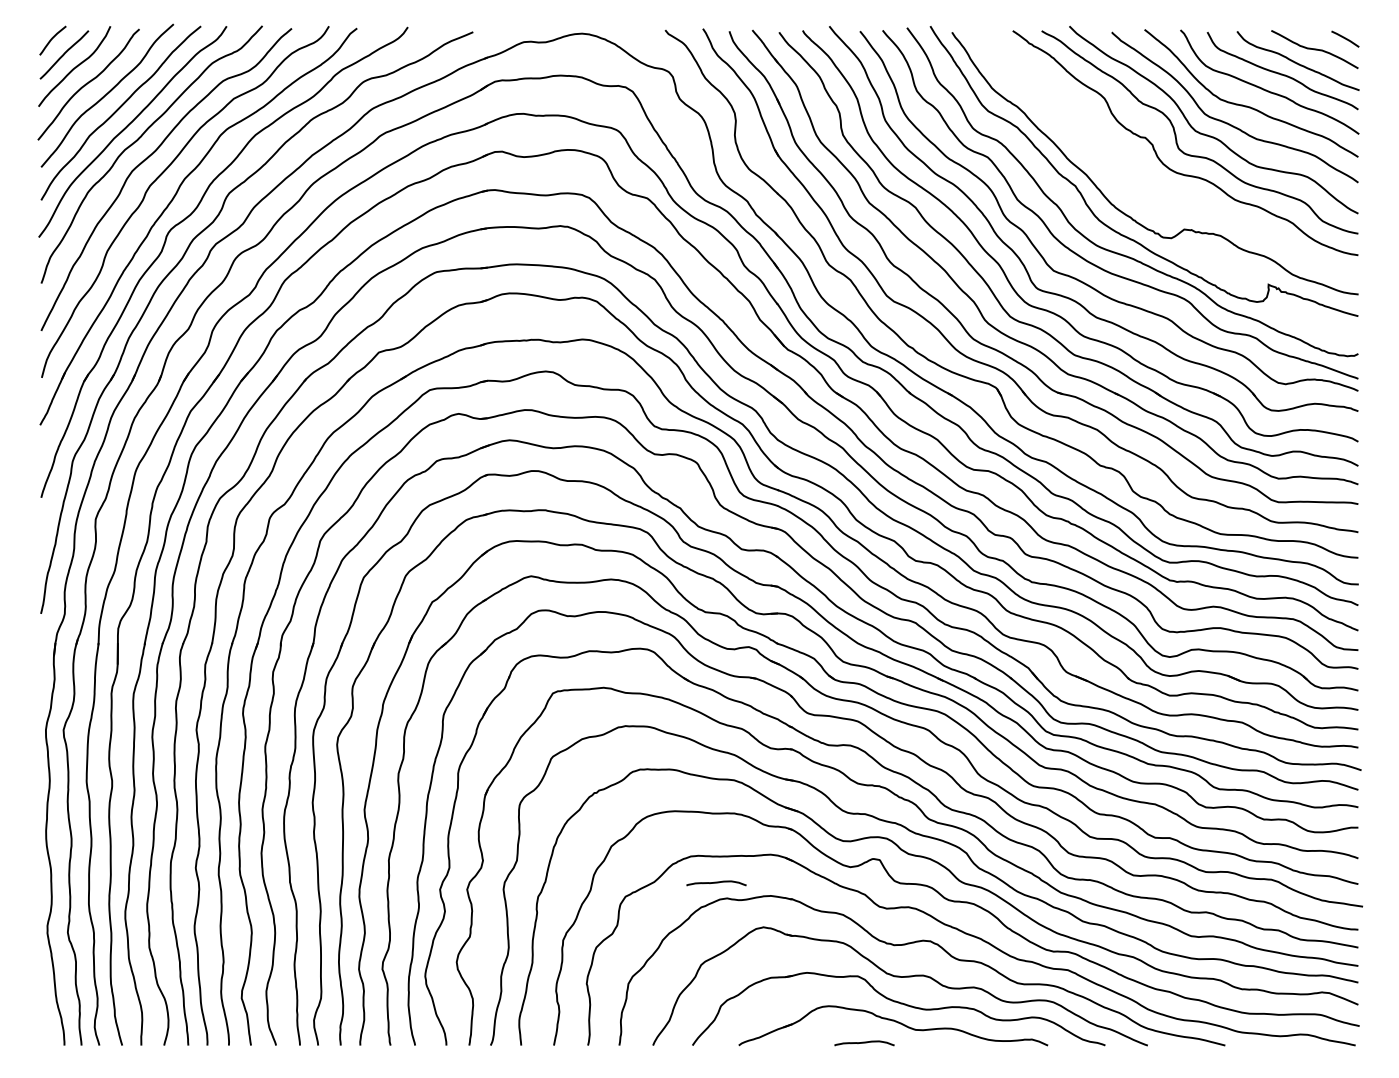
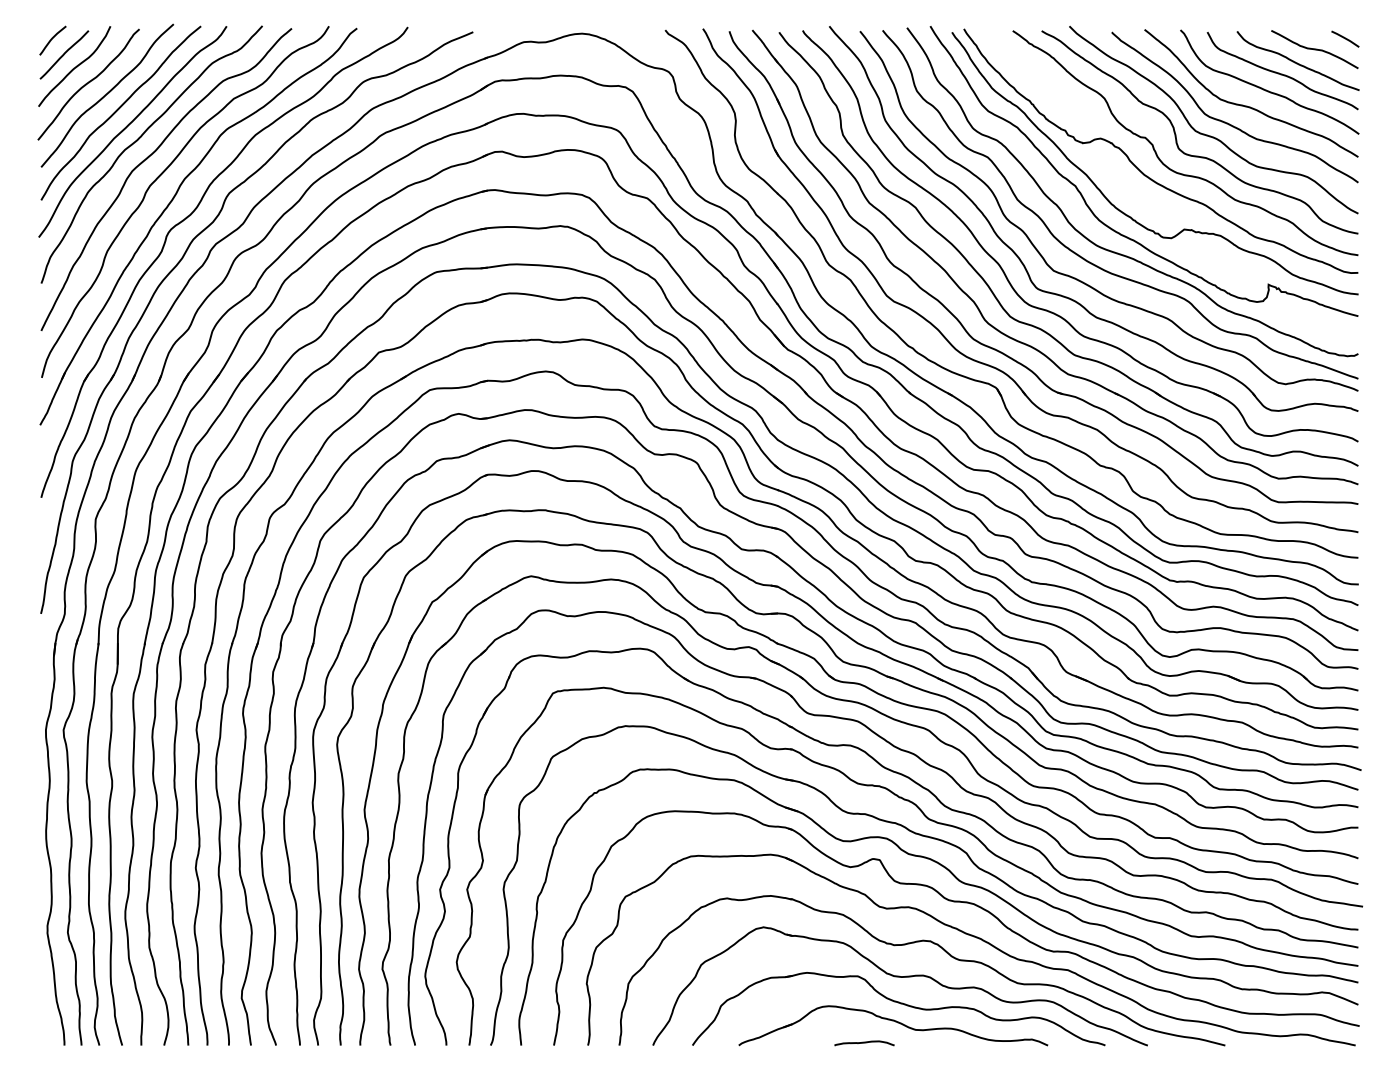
curve: none -> present (1140, 169)
curve: present -> none (716, 883)
